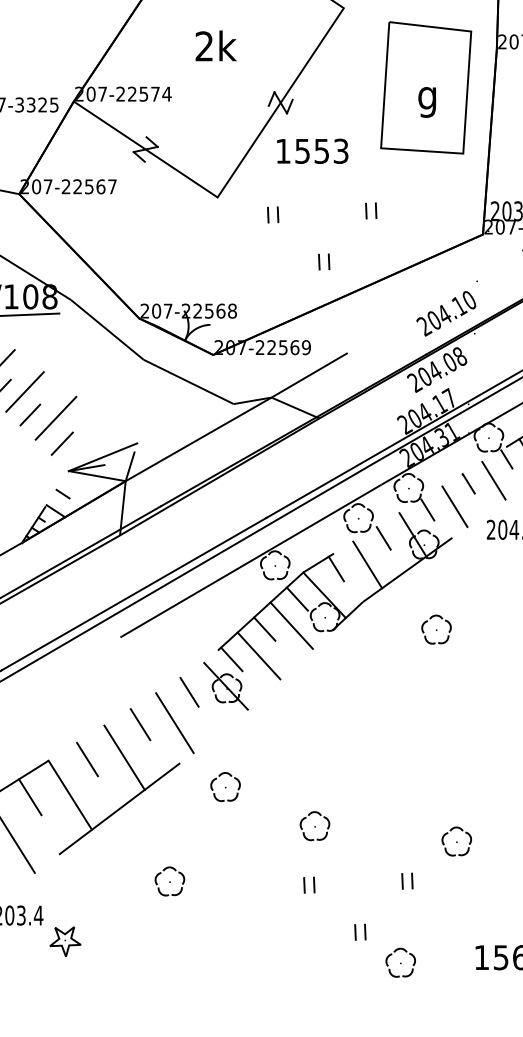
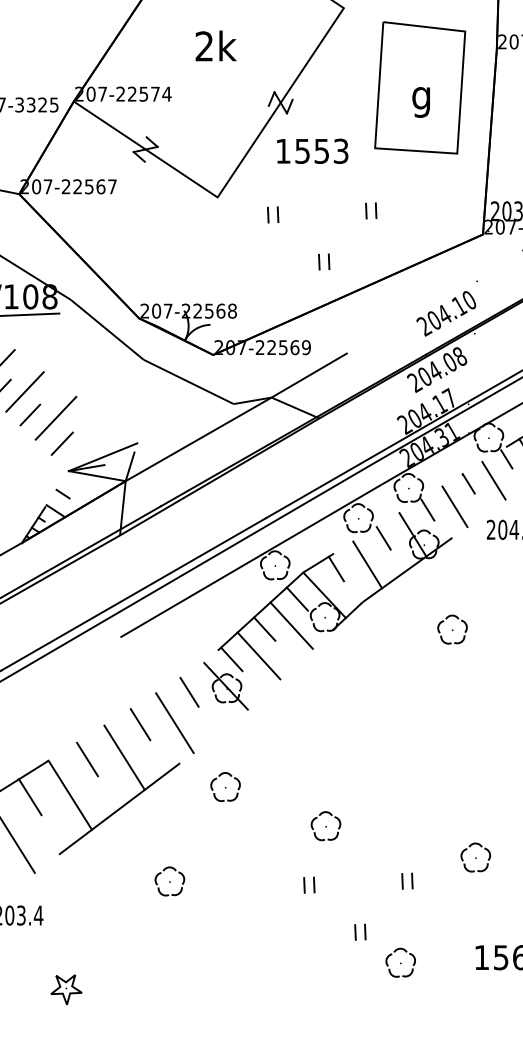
part position: (426, 87) -> (420, 87) (420, 87)
part position: (436, 629) -> (452, 629) (452, 629)
part position: (314, 826) -> (325, 826) (325, 826)
part position: (456, 841) -> (475, 857) (475, 857)
part position: (65, 941) -> (66, 989) (66, 989)
